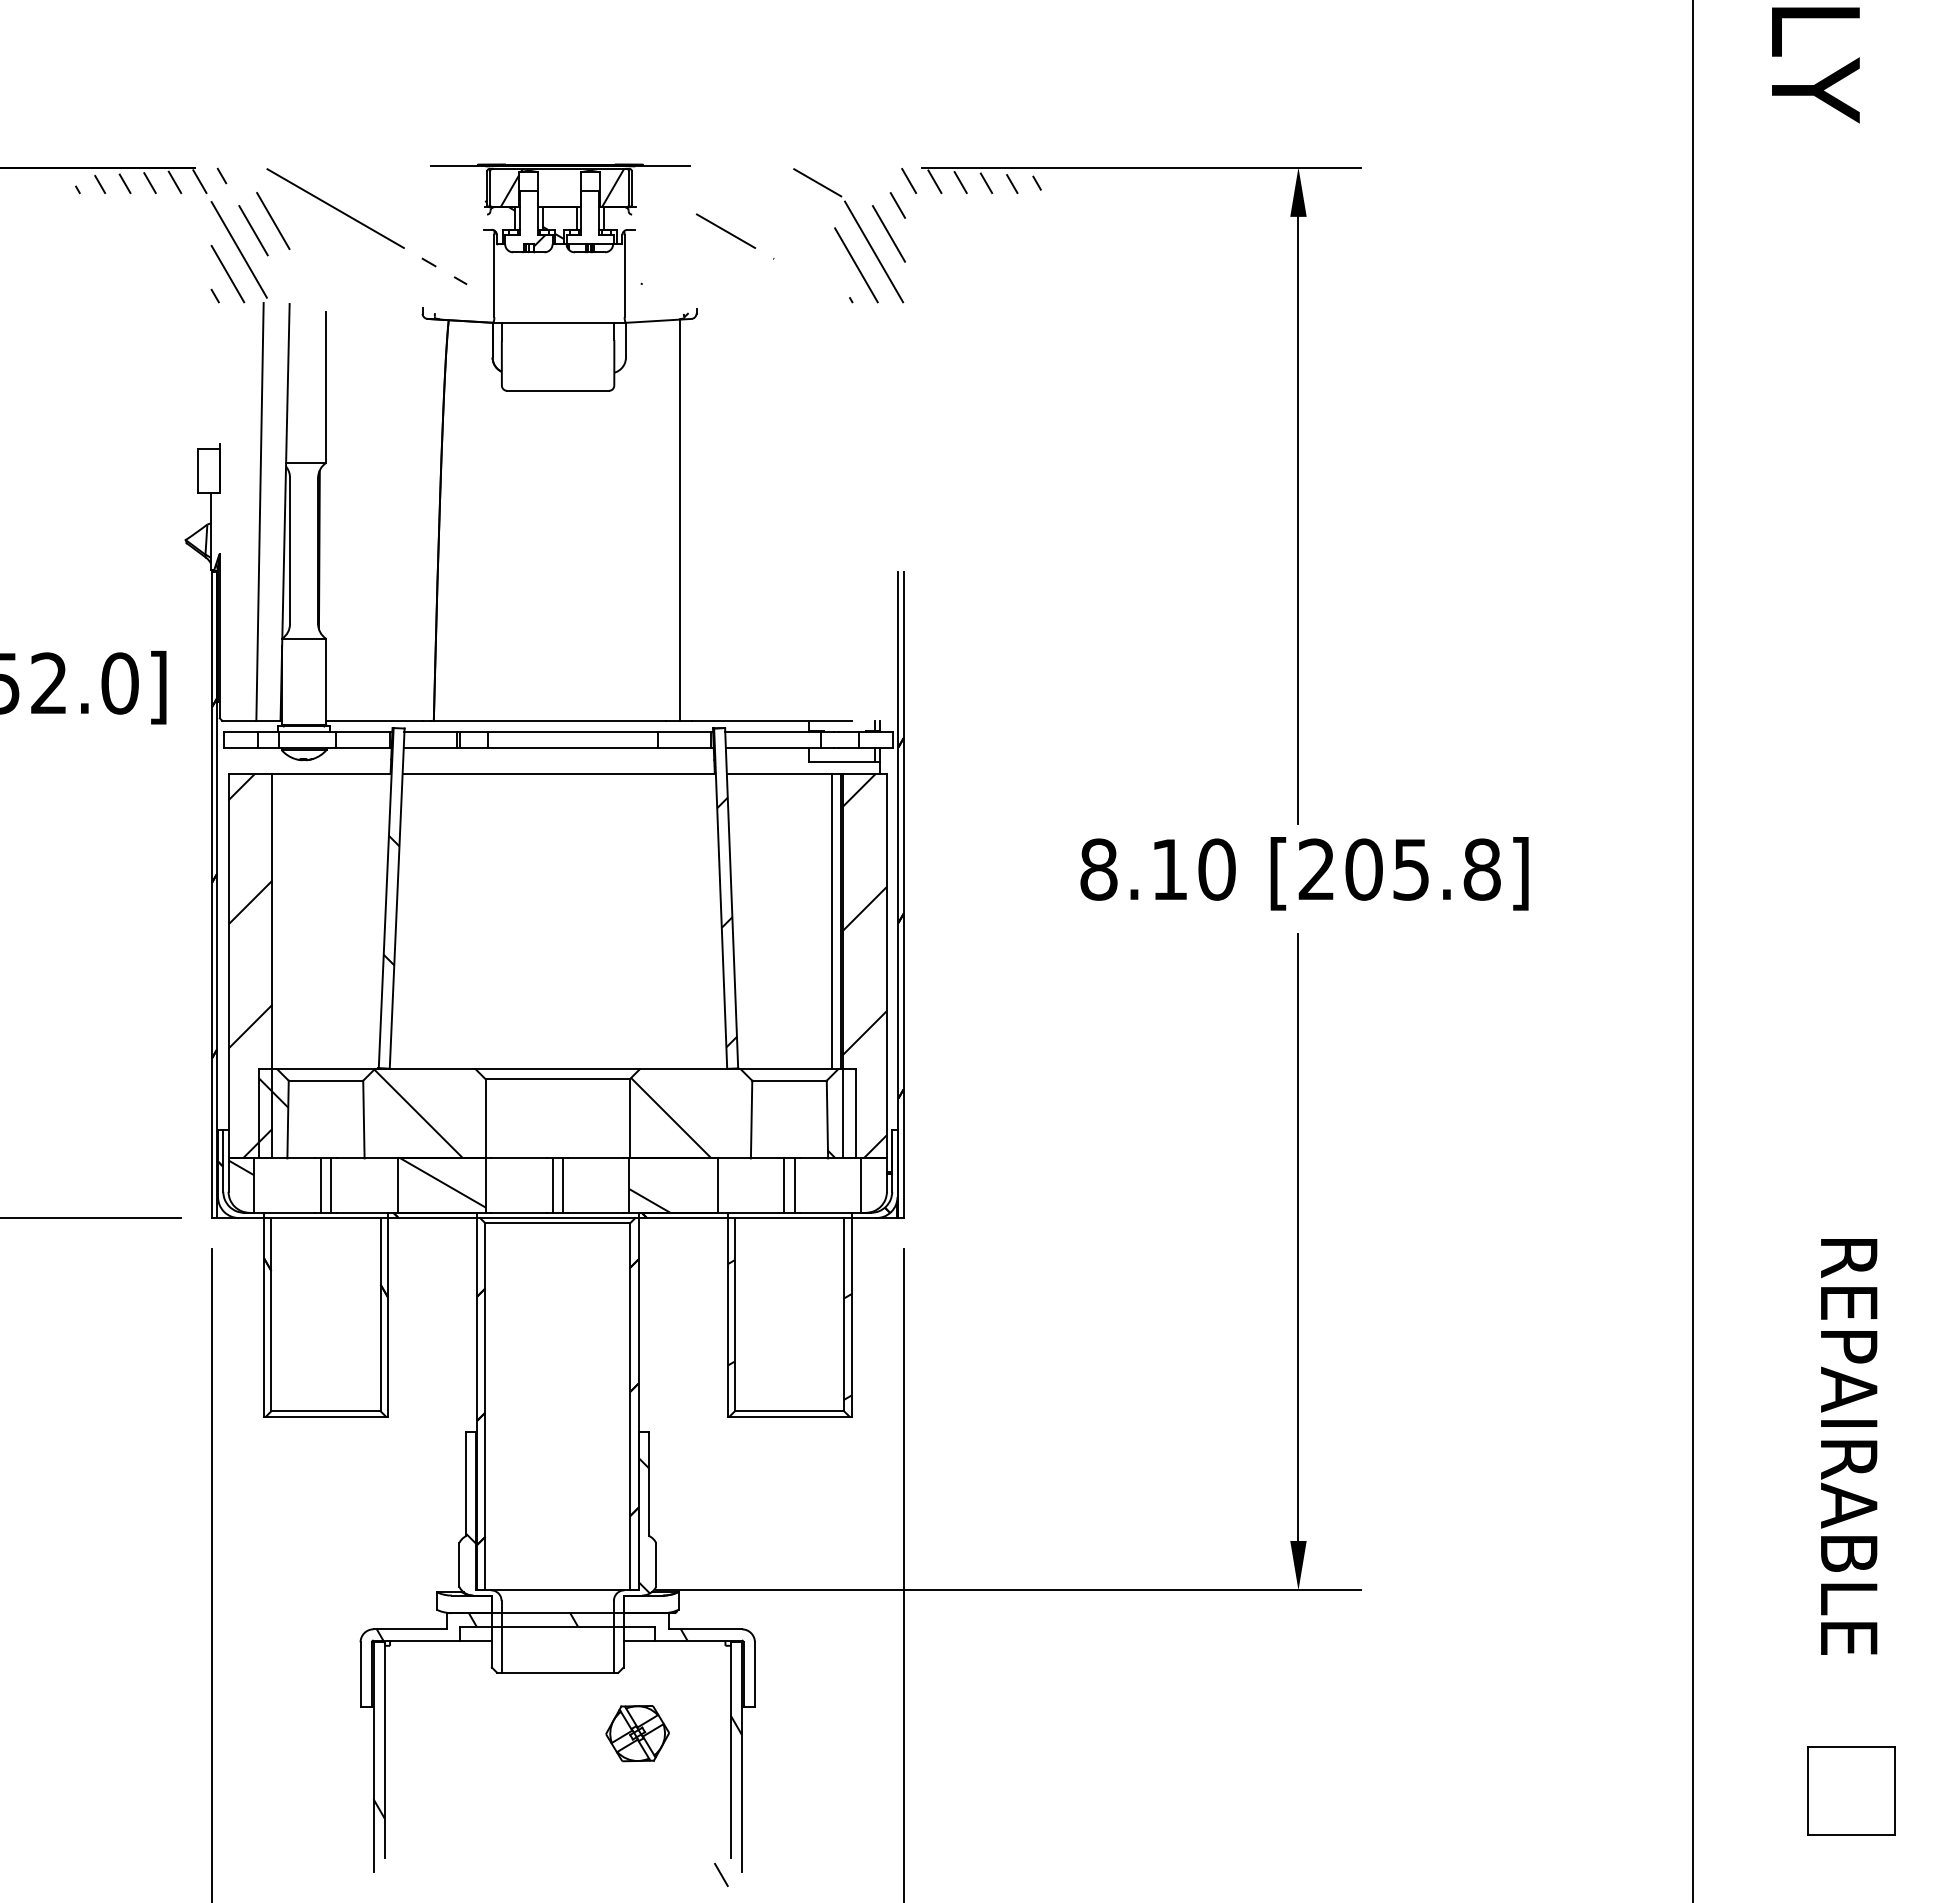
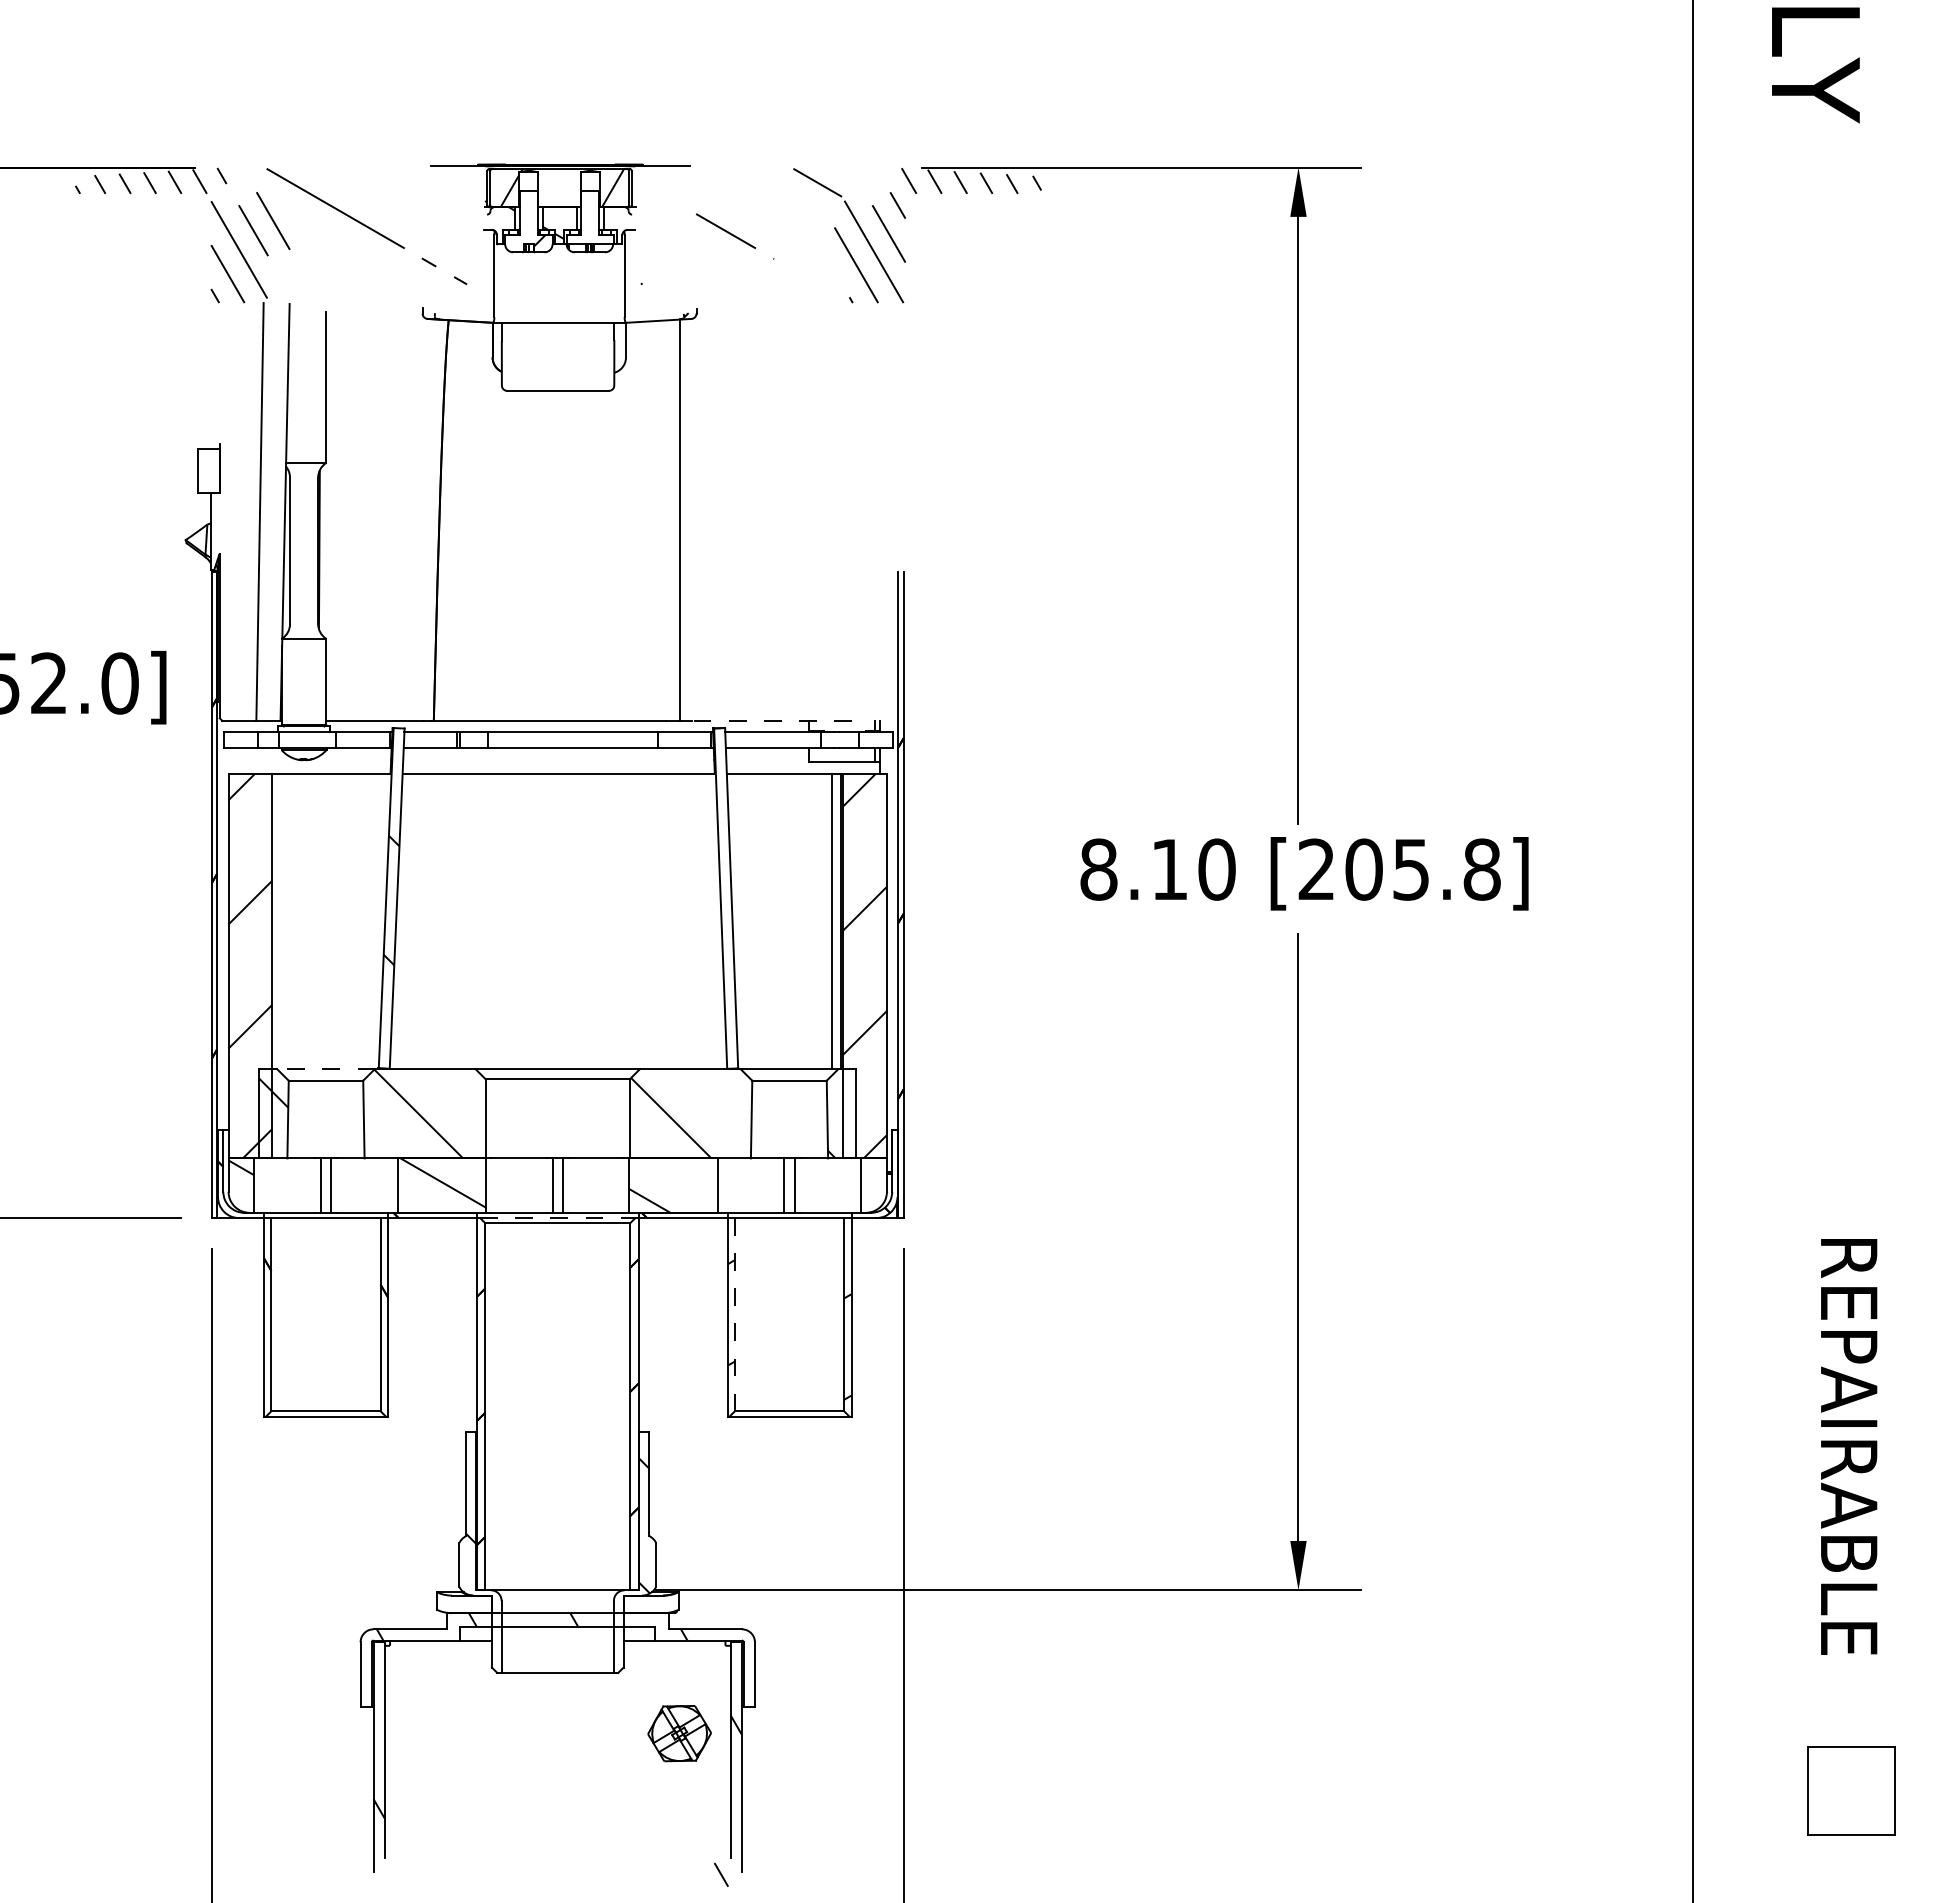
line: solid -> dashed (771, 720)
hatch: present -> none (726, 922)
line: solid -> dashed (325, 1068)
line: solid -> dashed (557, 1218)
line: solid -> dashed (734, 1314)
part position: (637, 1733) -> (679, 1733) (679, 1733)
